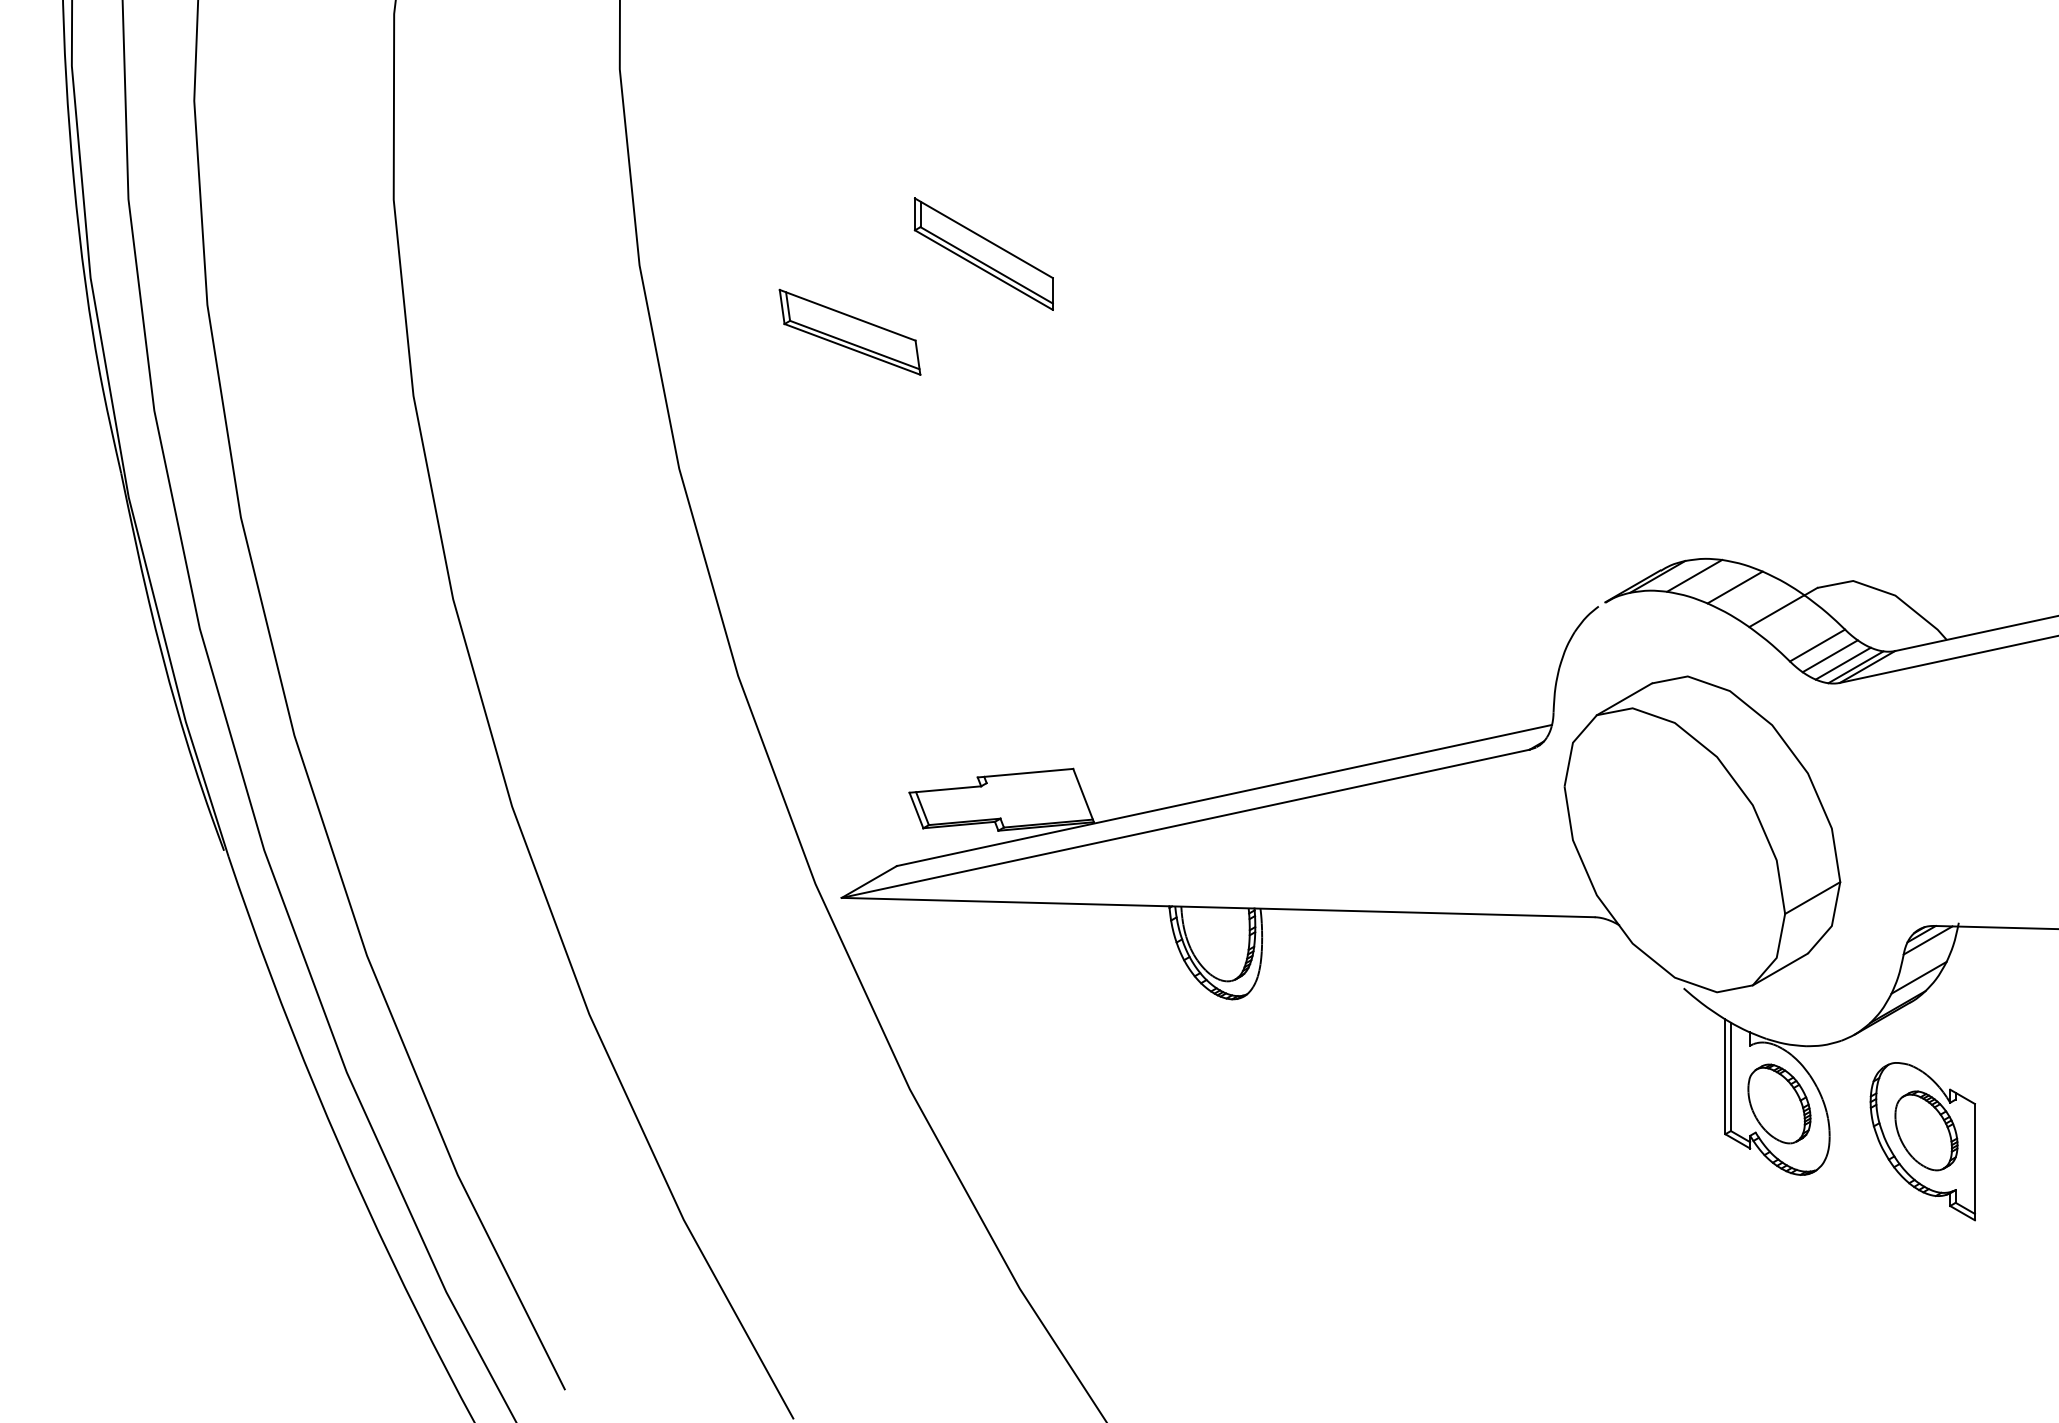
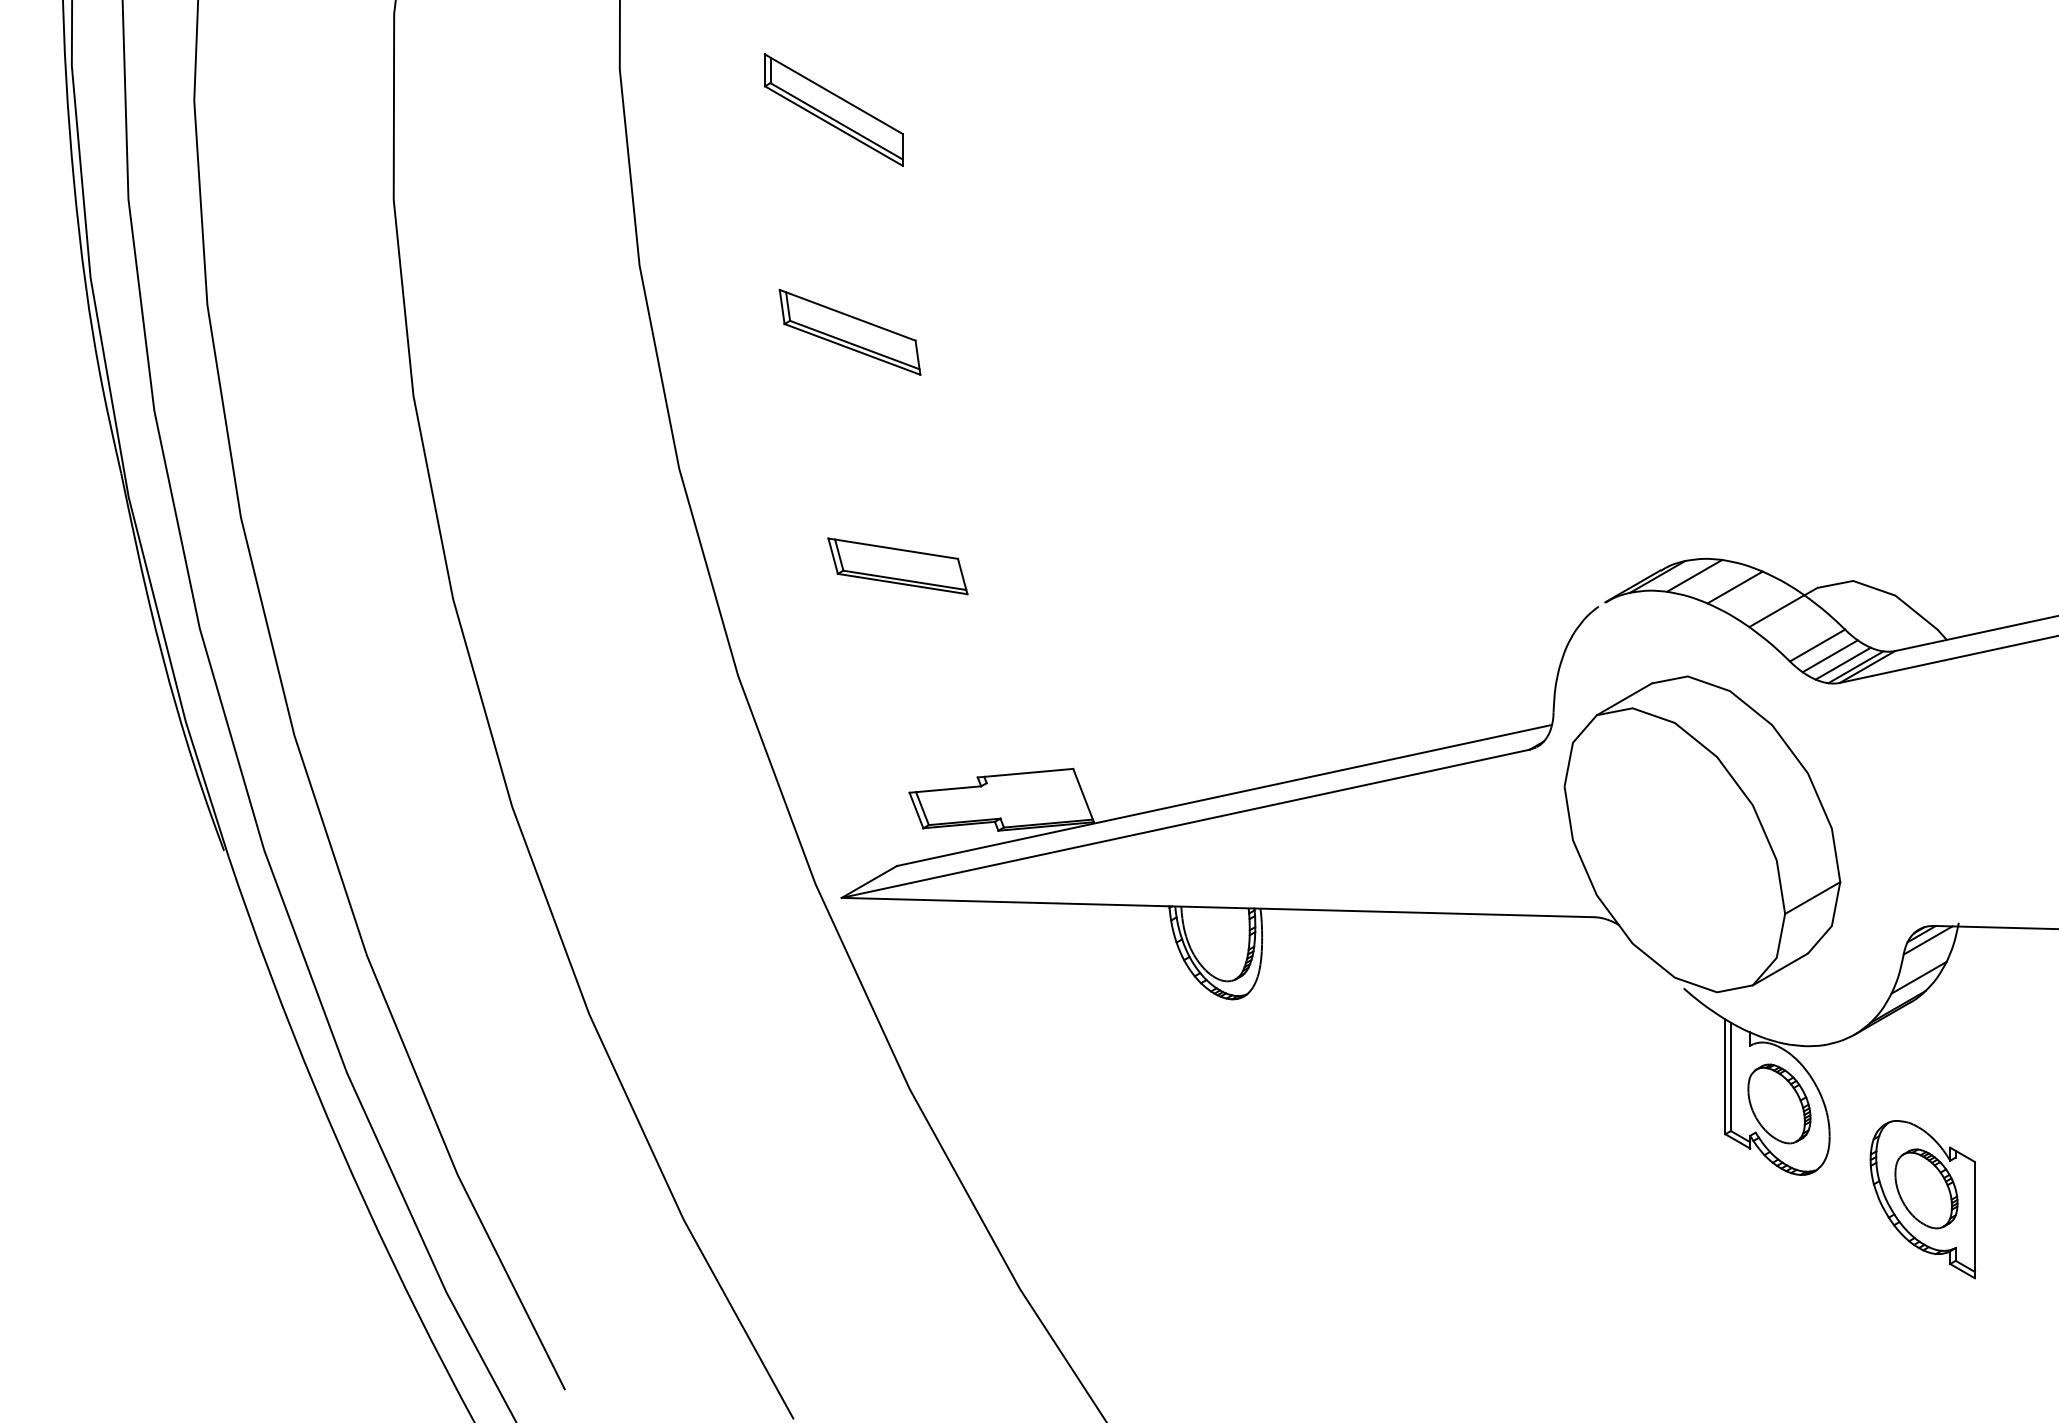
part position: (983, 253) -> (833, 109) (833, 109)
part: none -> present (897, 566)
part position: (1922, 1141) -> (1922, 1199) (1922, 1199)
